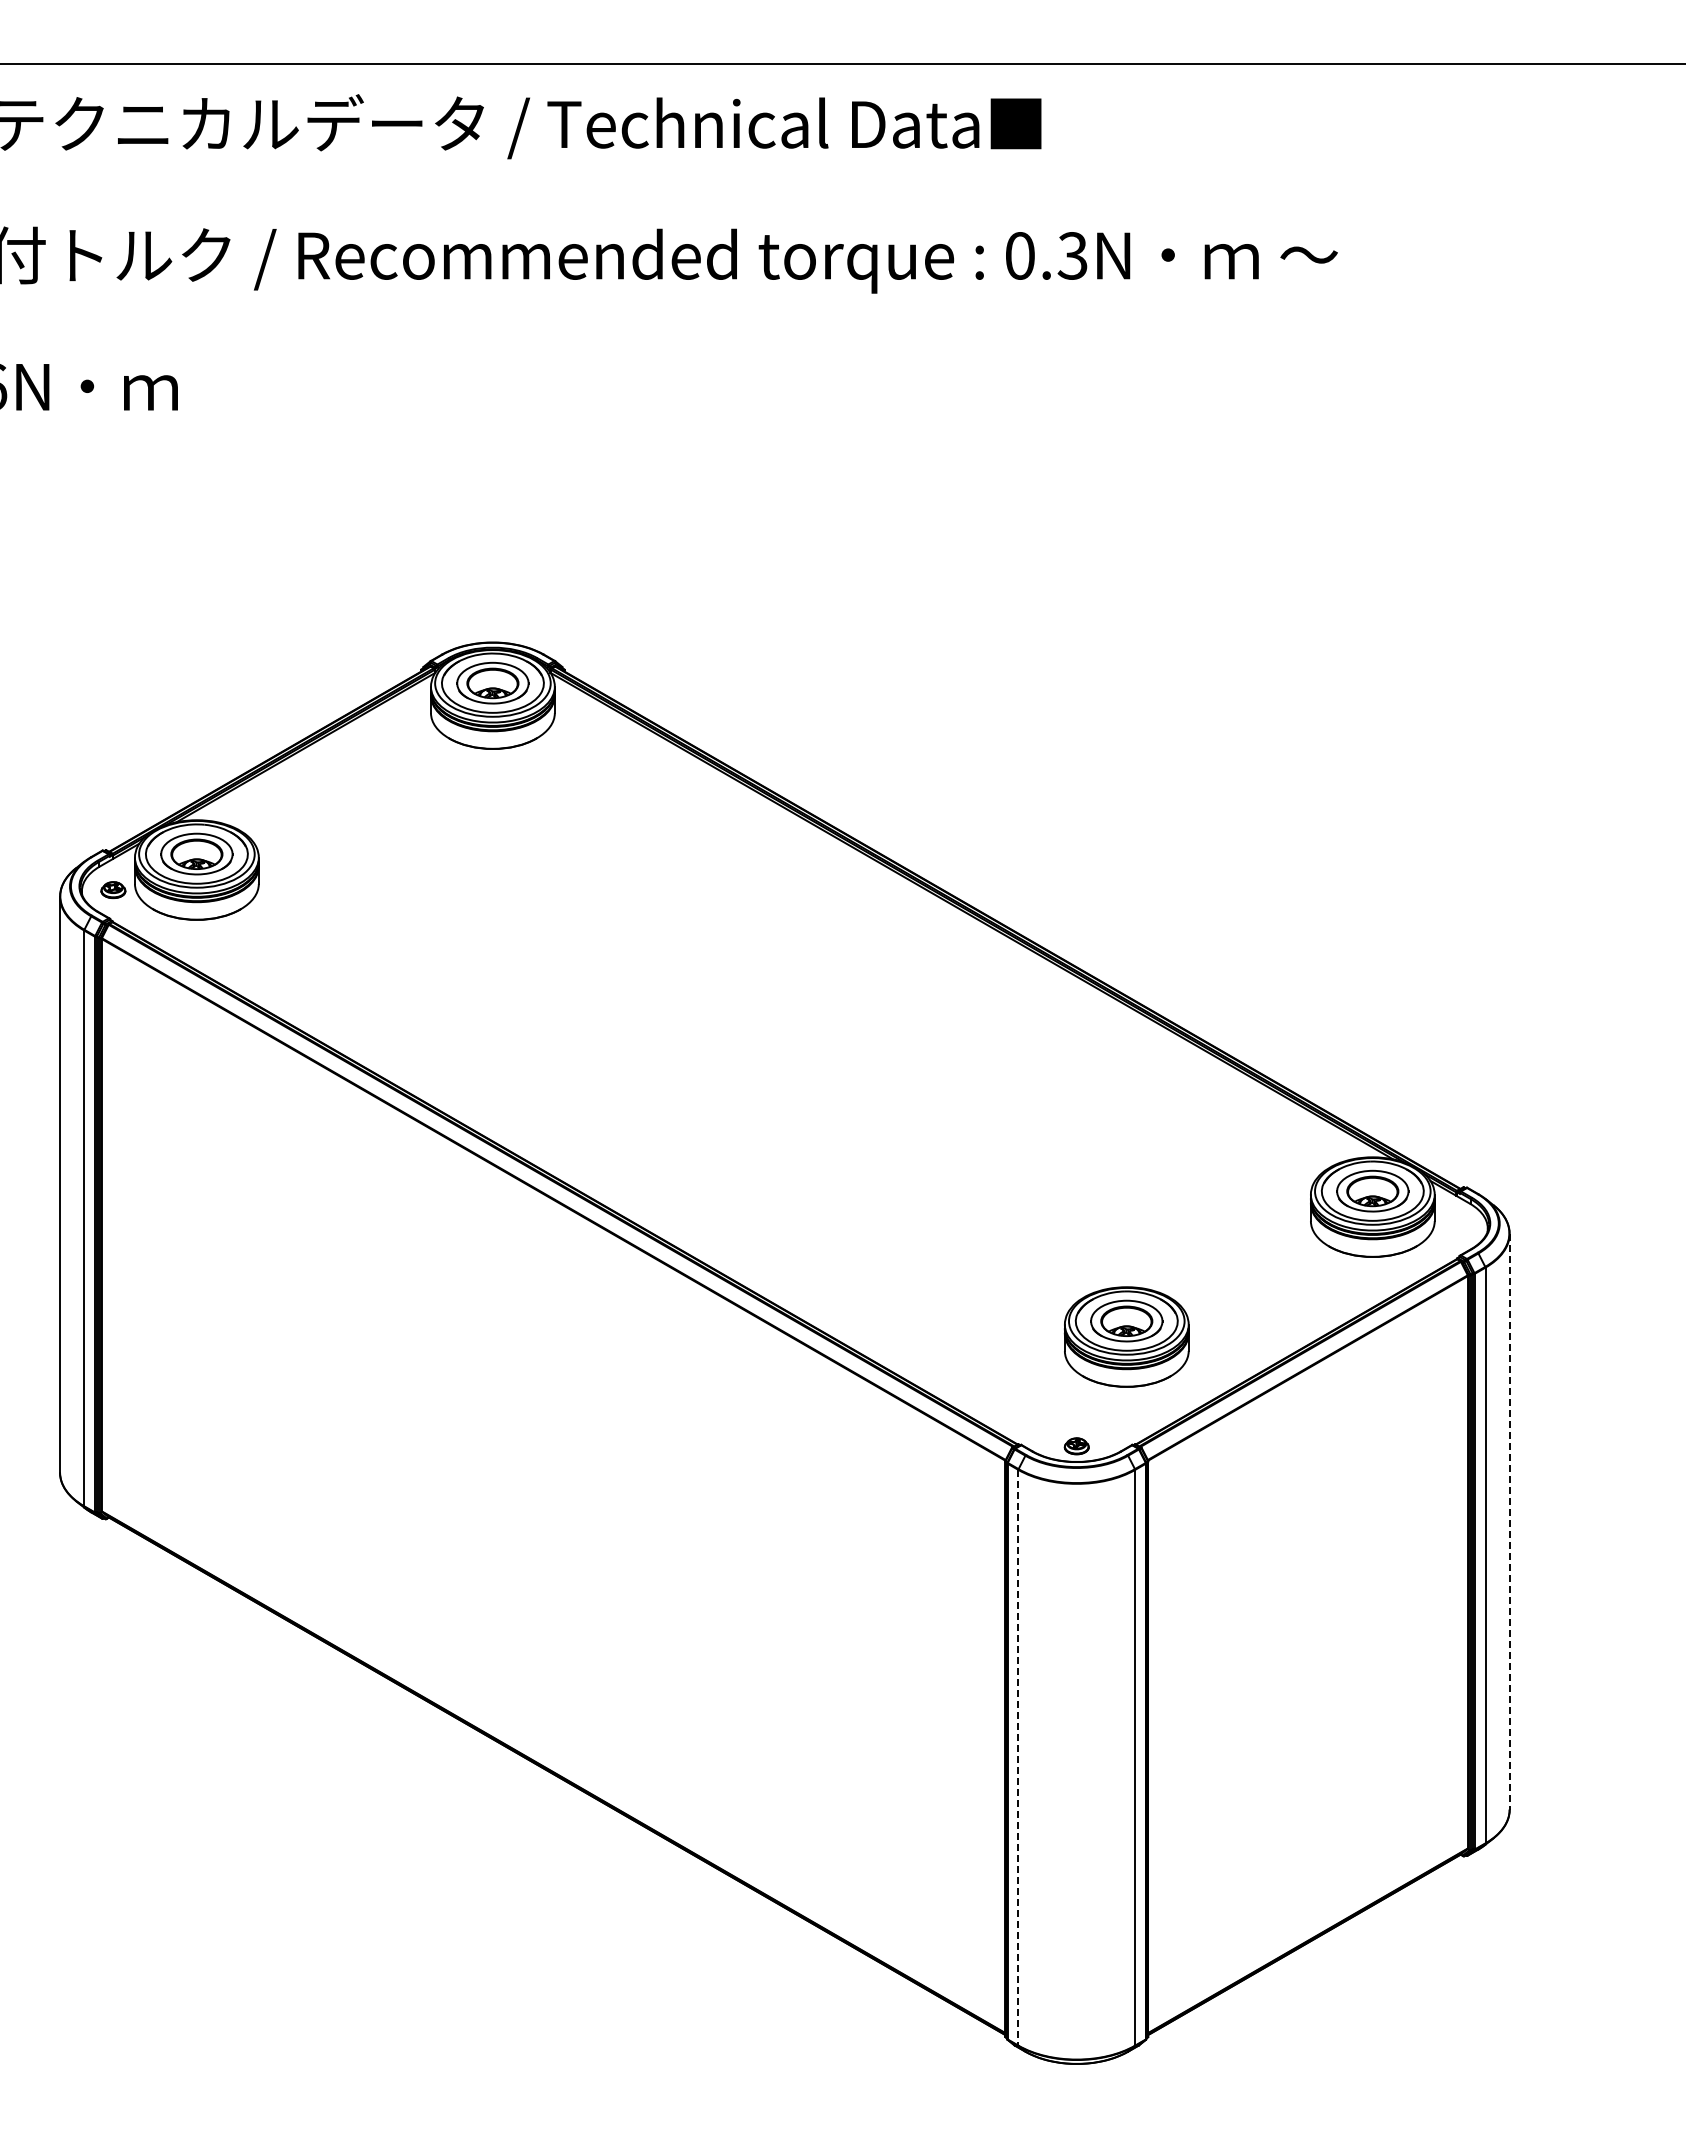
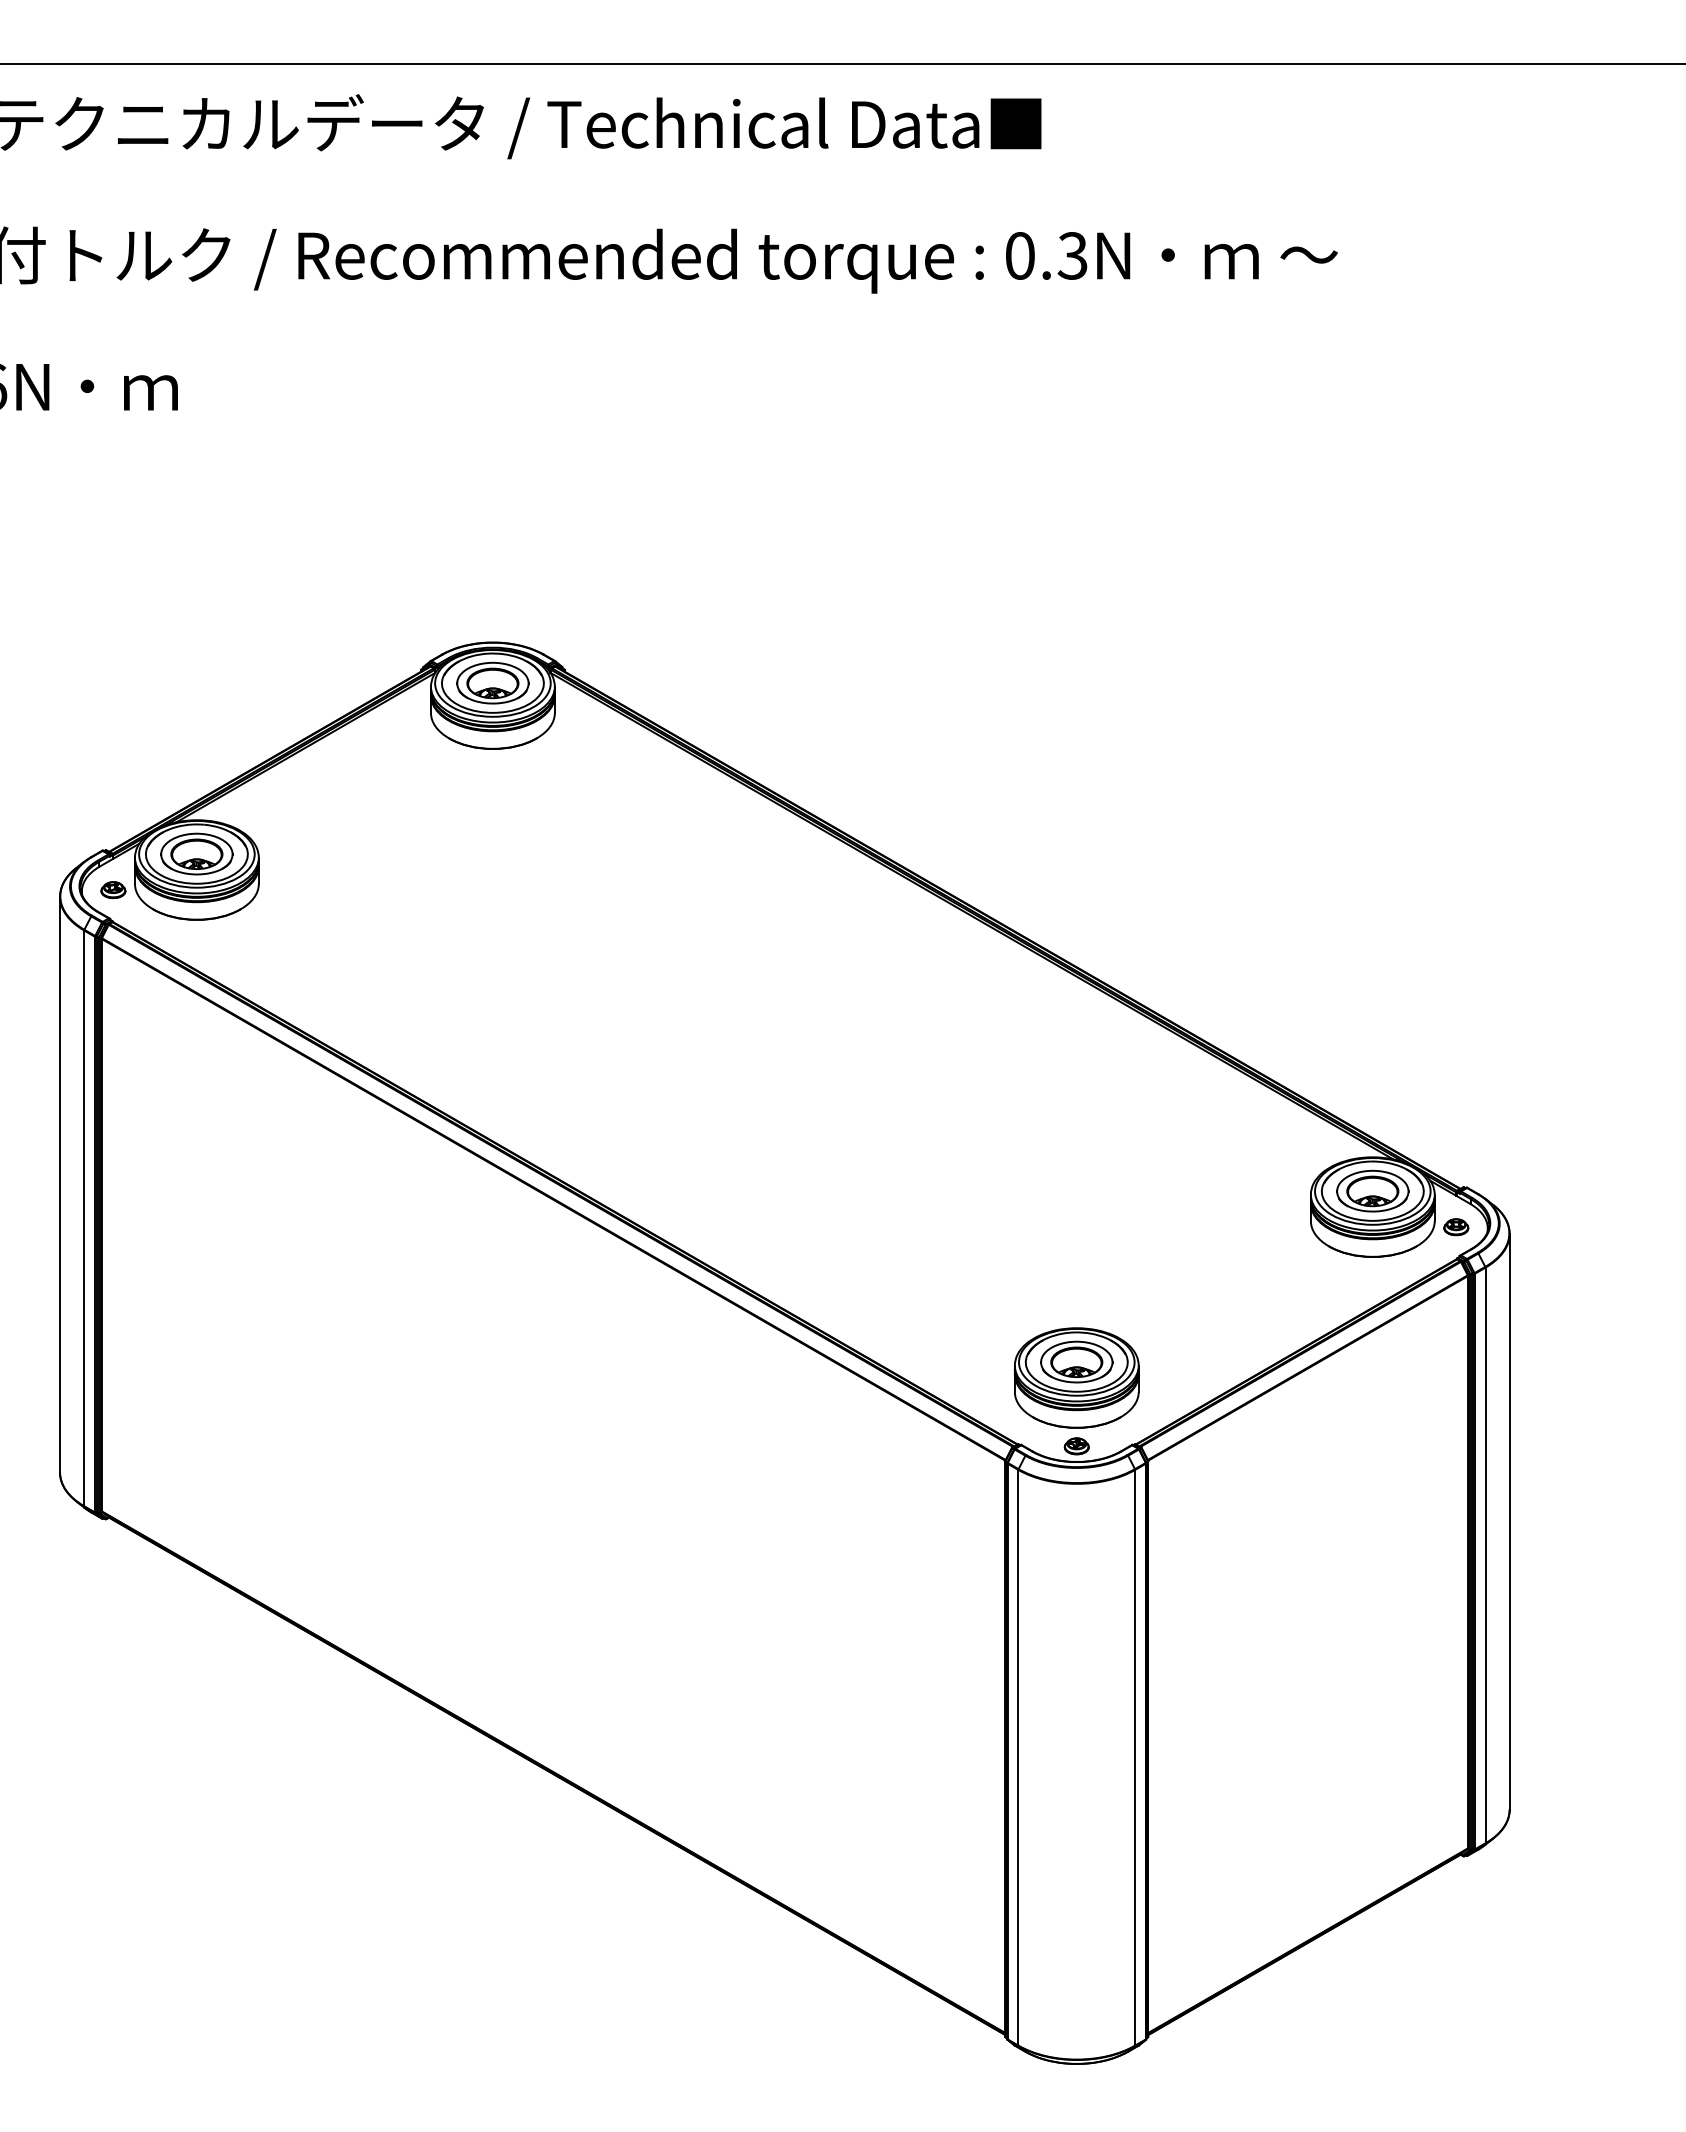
part: none -> present (1456, 1227)
part position: (1126, 1336) -> (1076, 1377) (1076, 1377)
line: dashed -> solid (1509, 1521)
line: dashed -> solid (1018, 1757)
